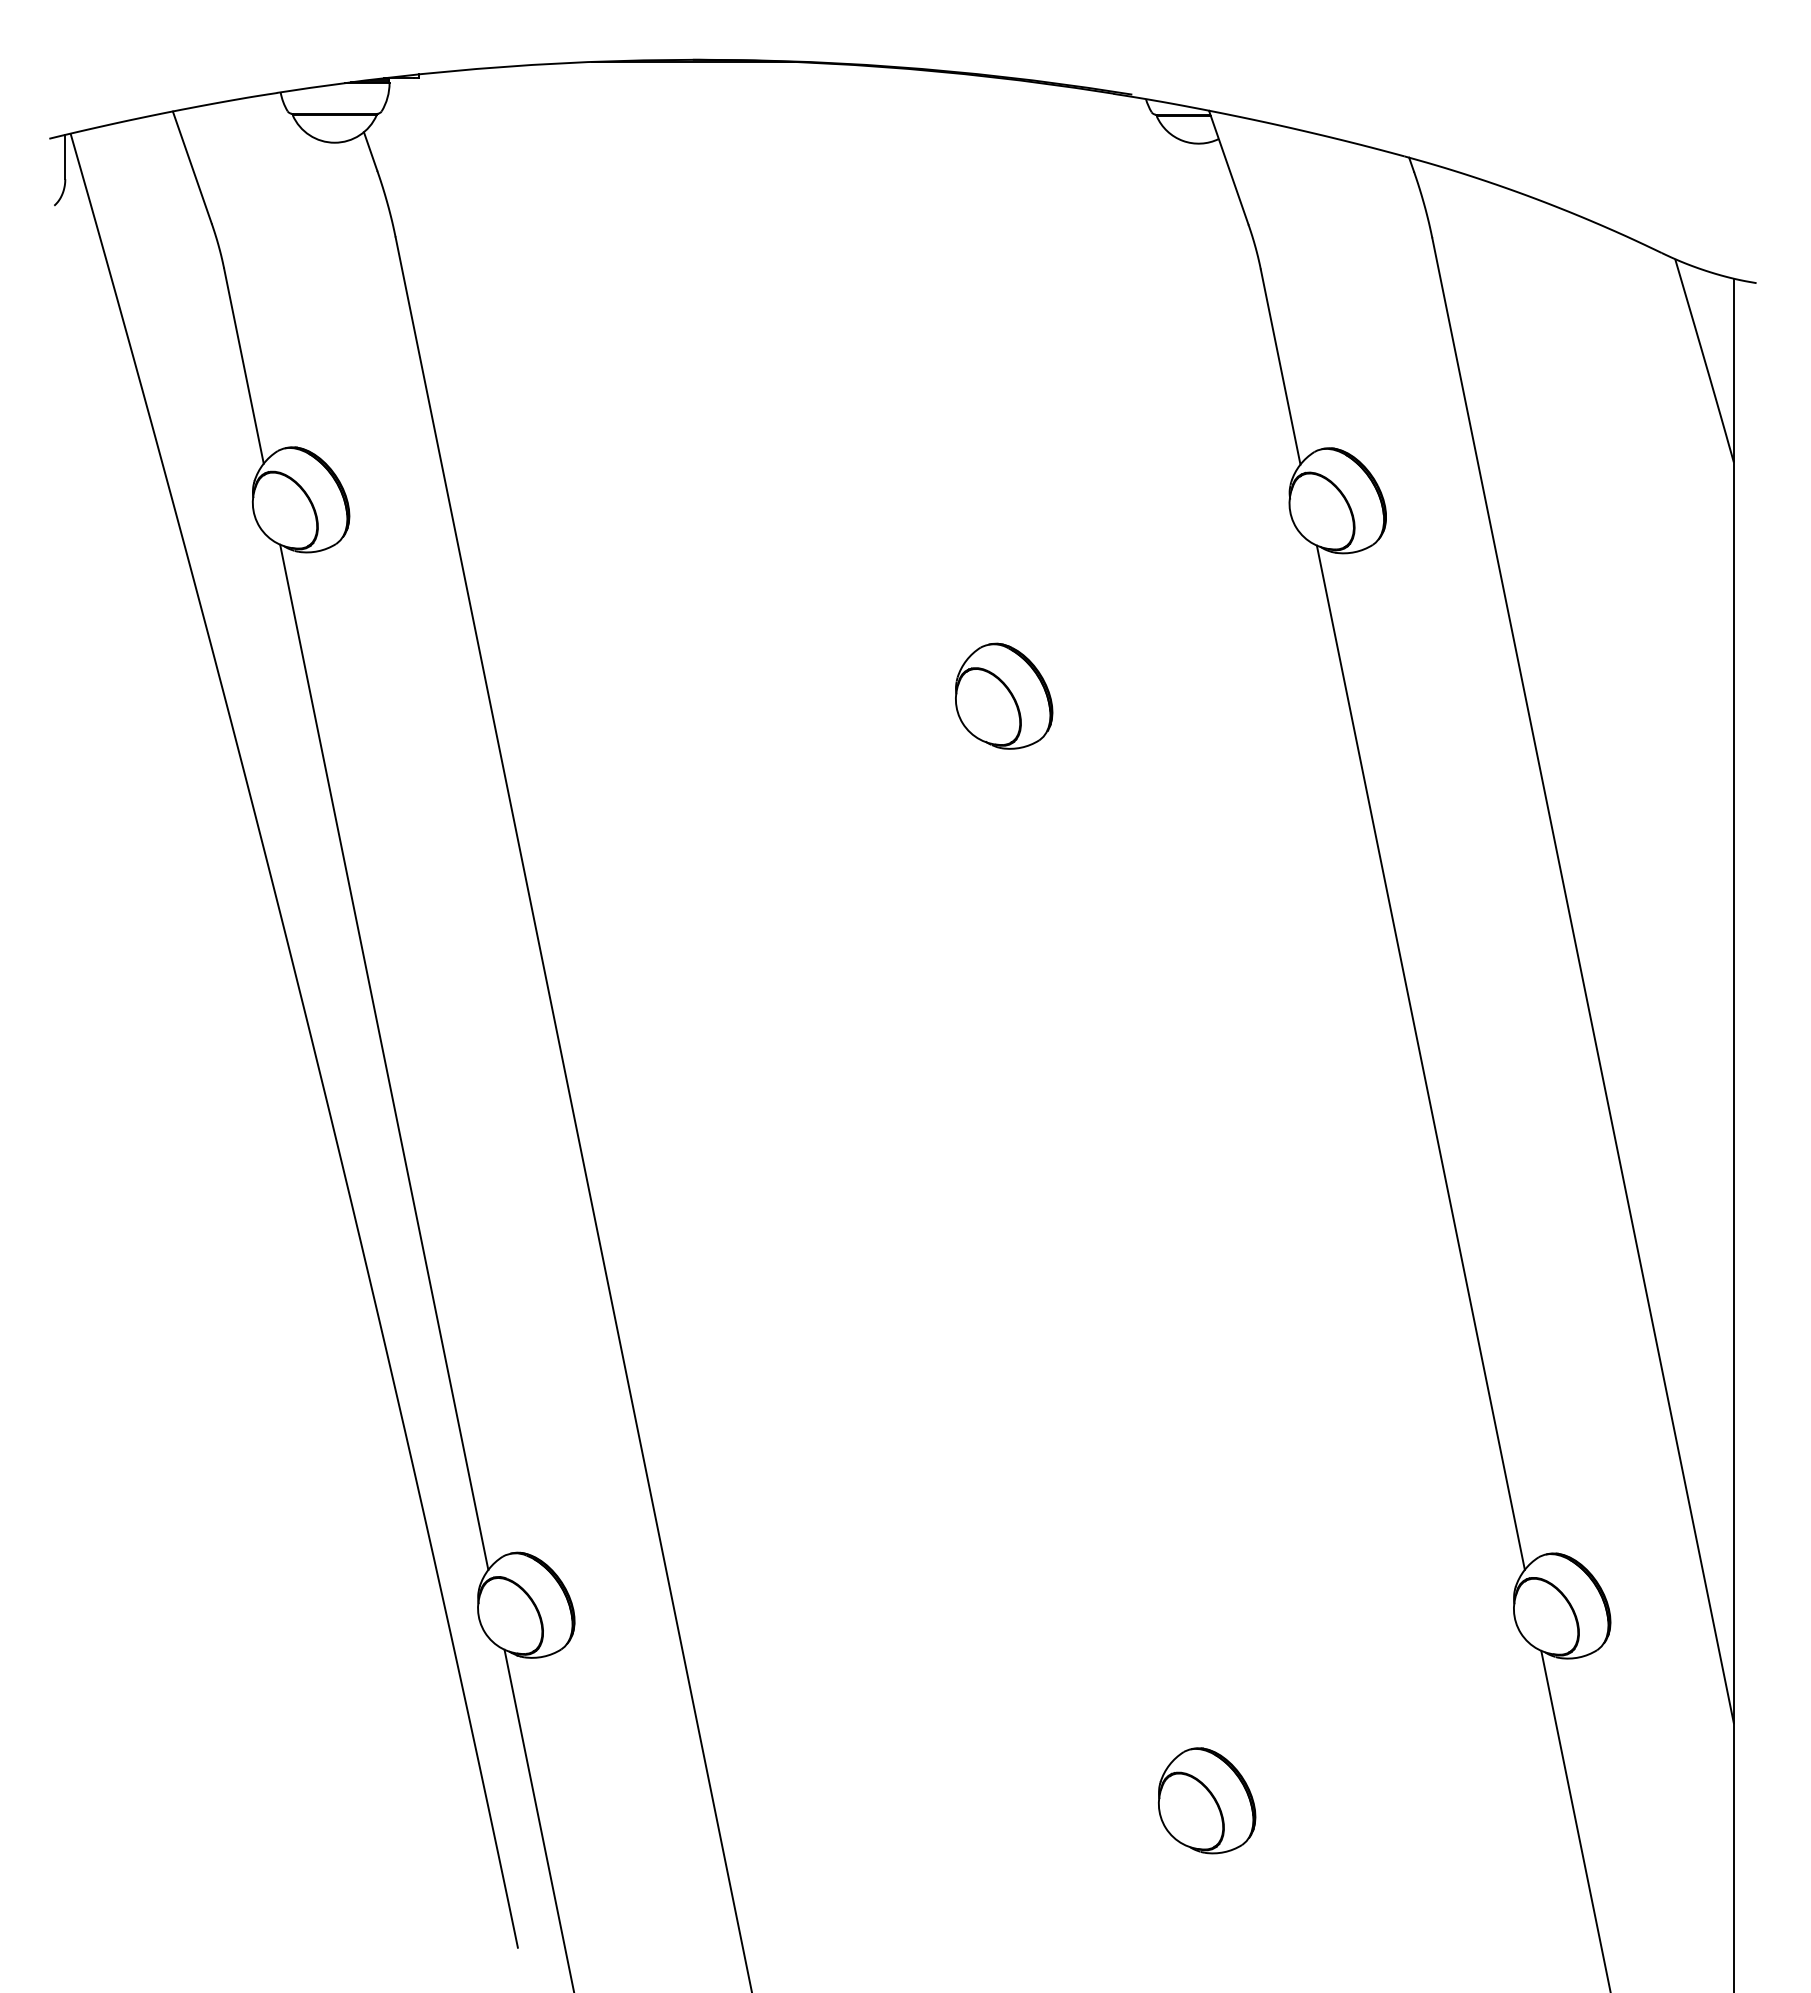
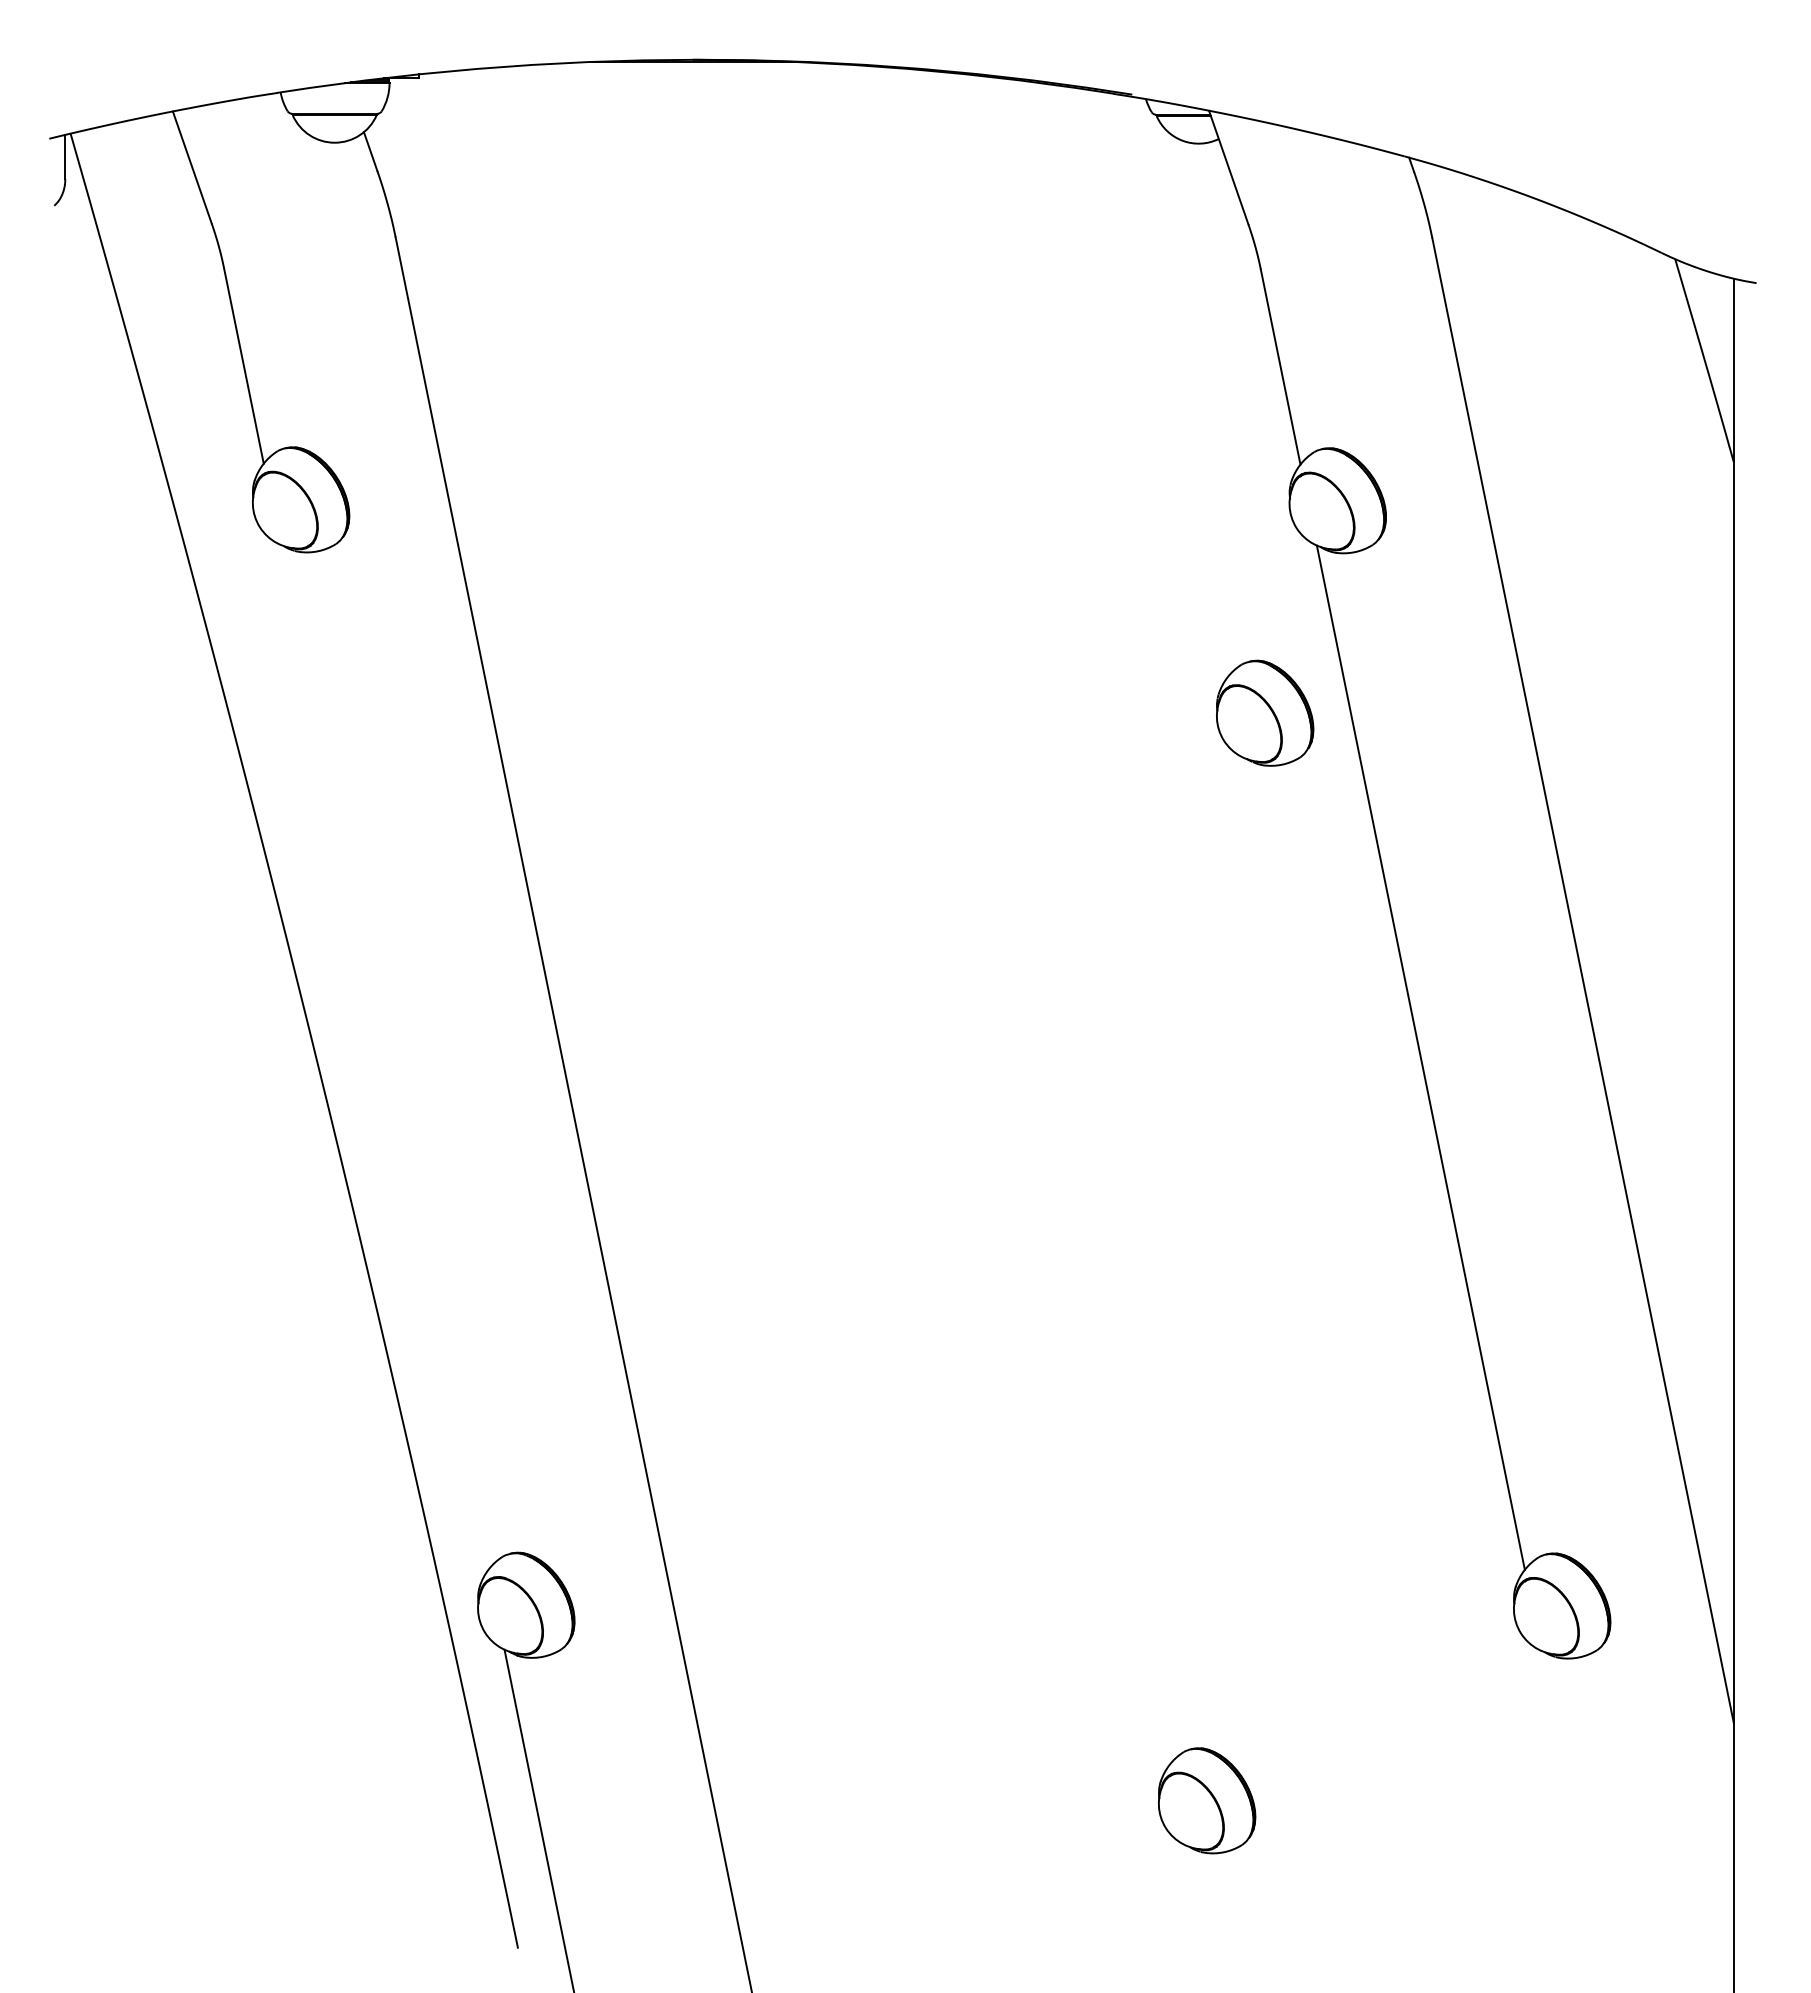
part position: (1004, 695) -> (1265, 712) (1265, 712)
line: present -> none (384, 1056)
line: present -> none (1575, 1819)
